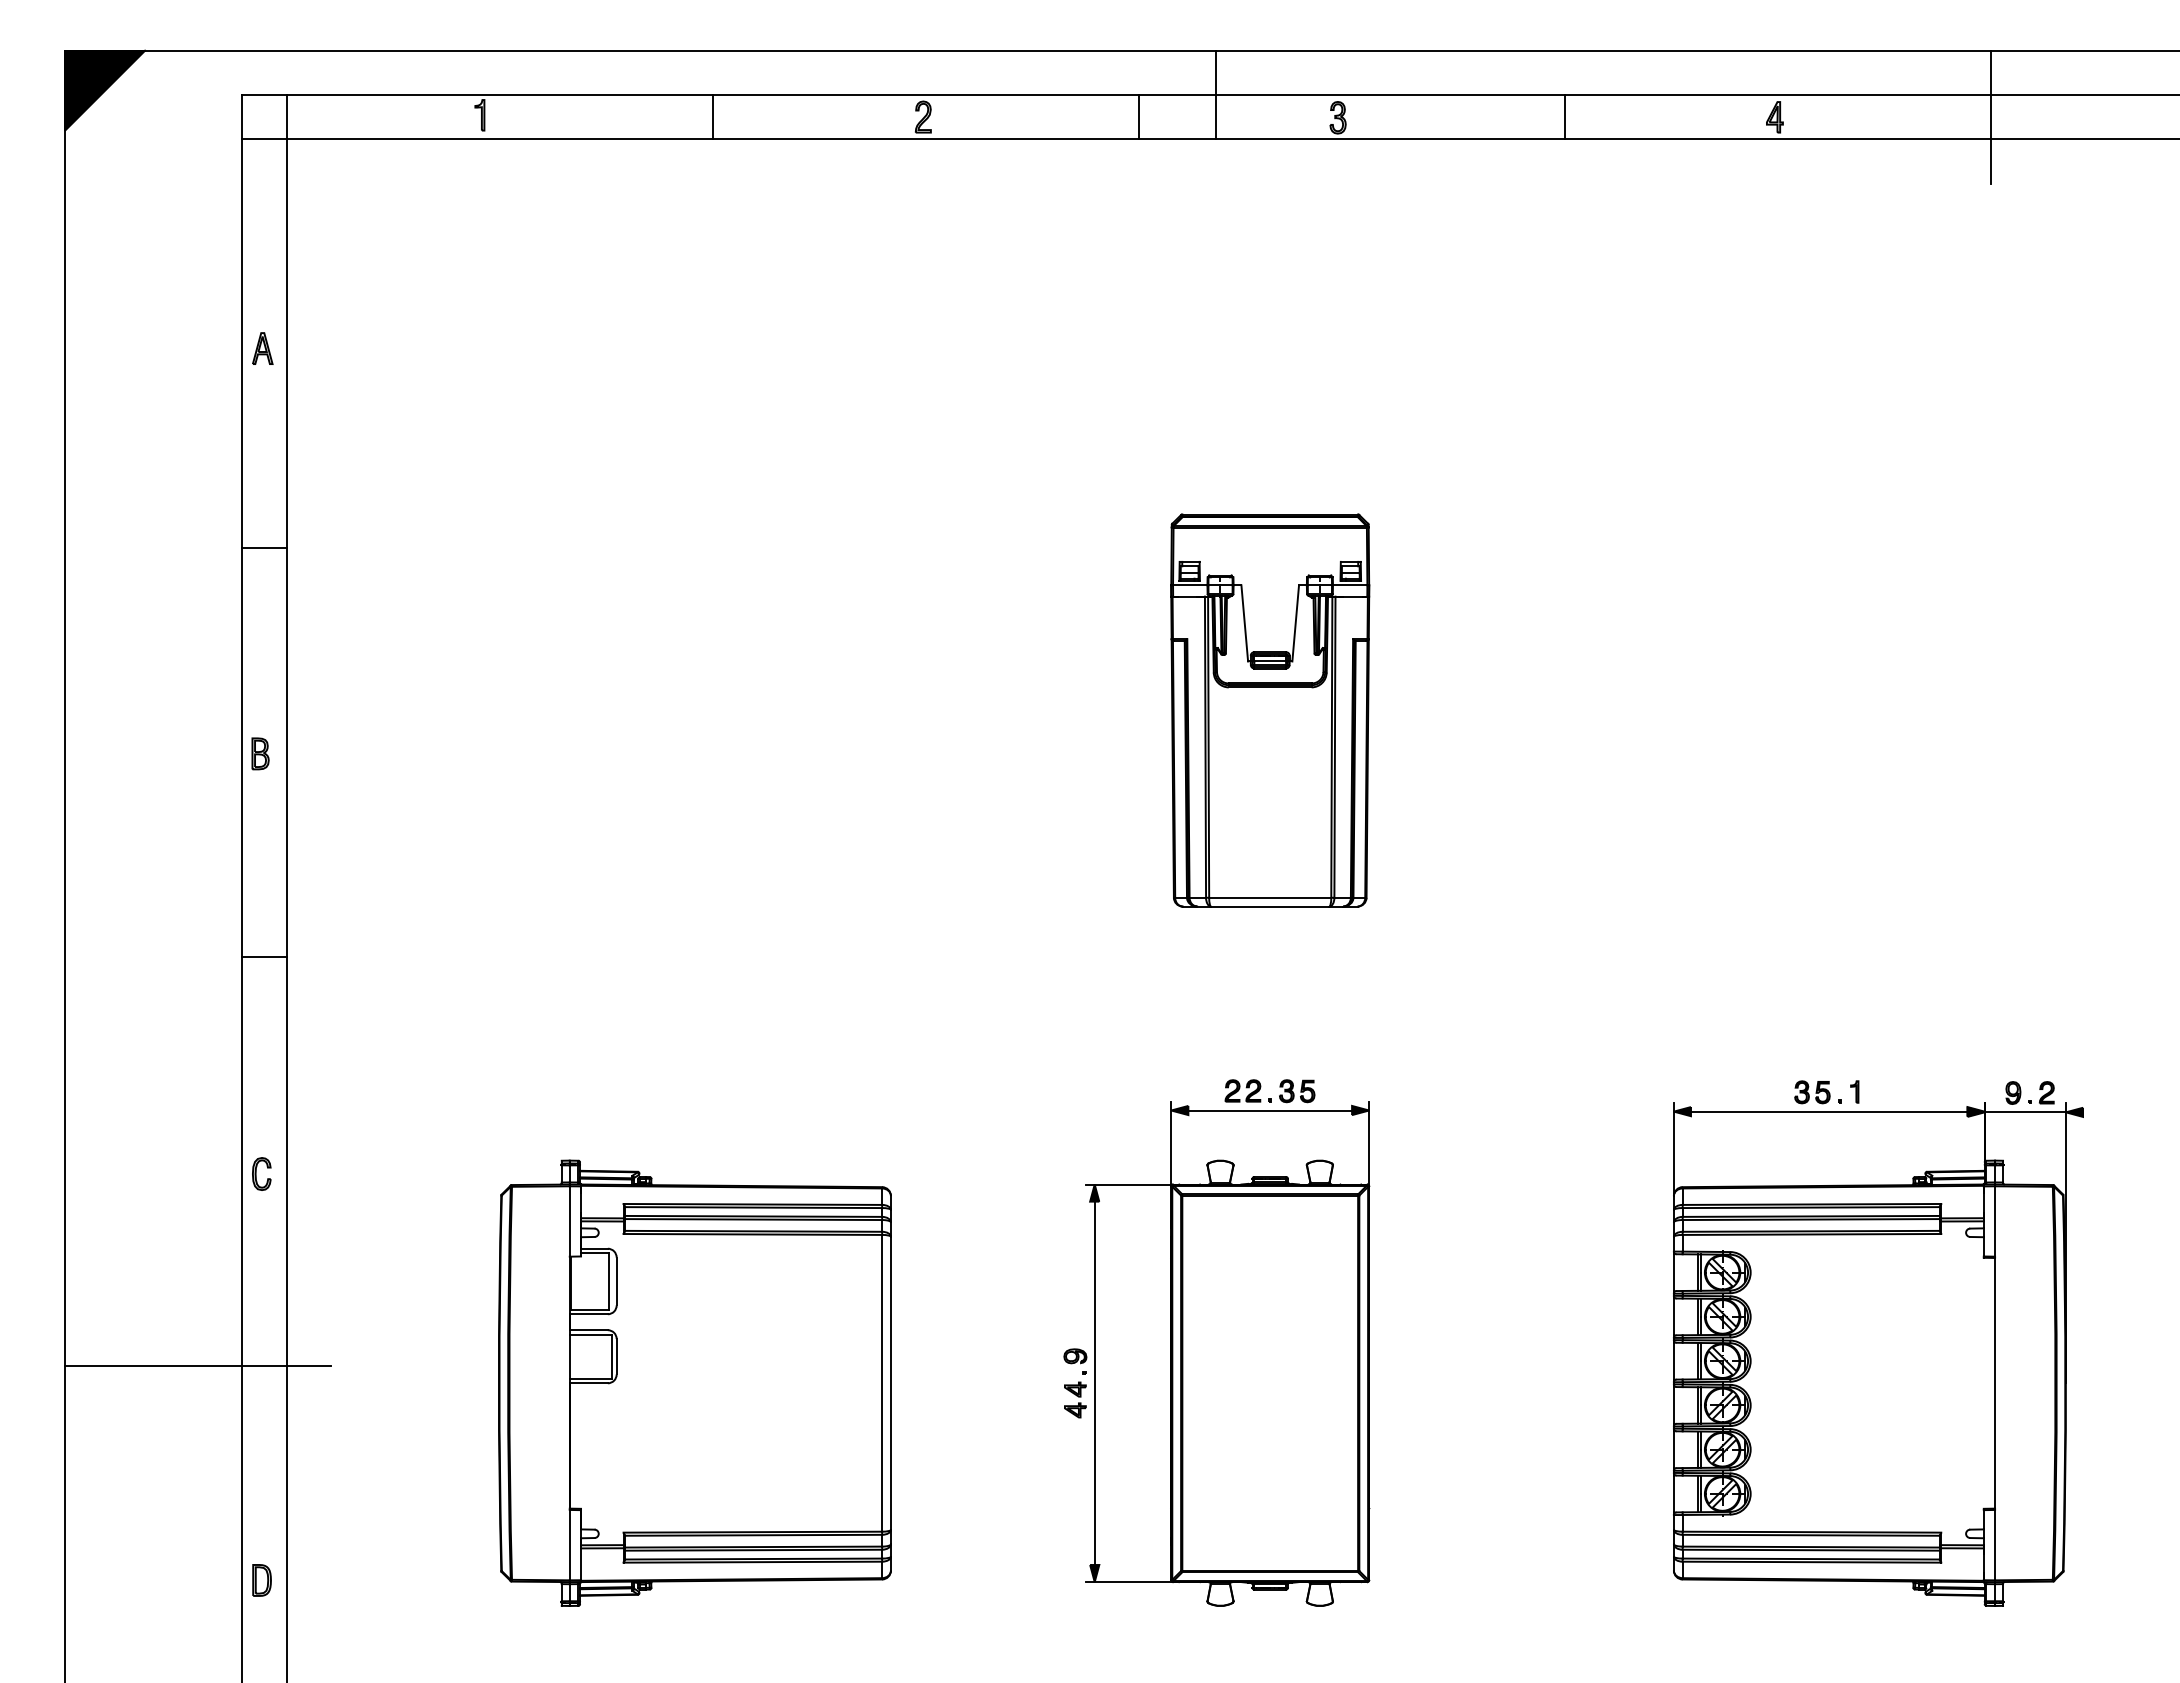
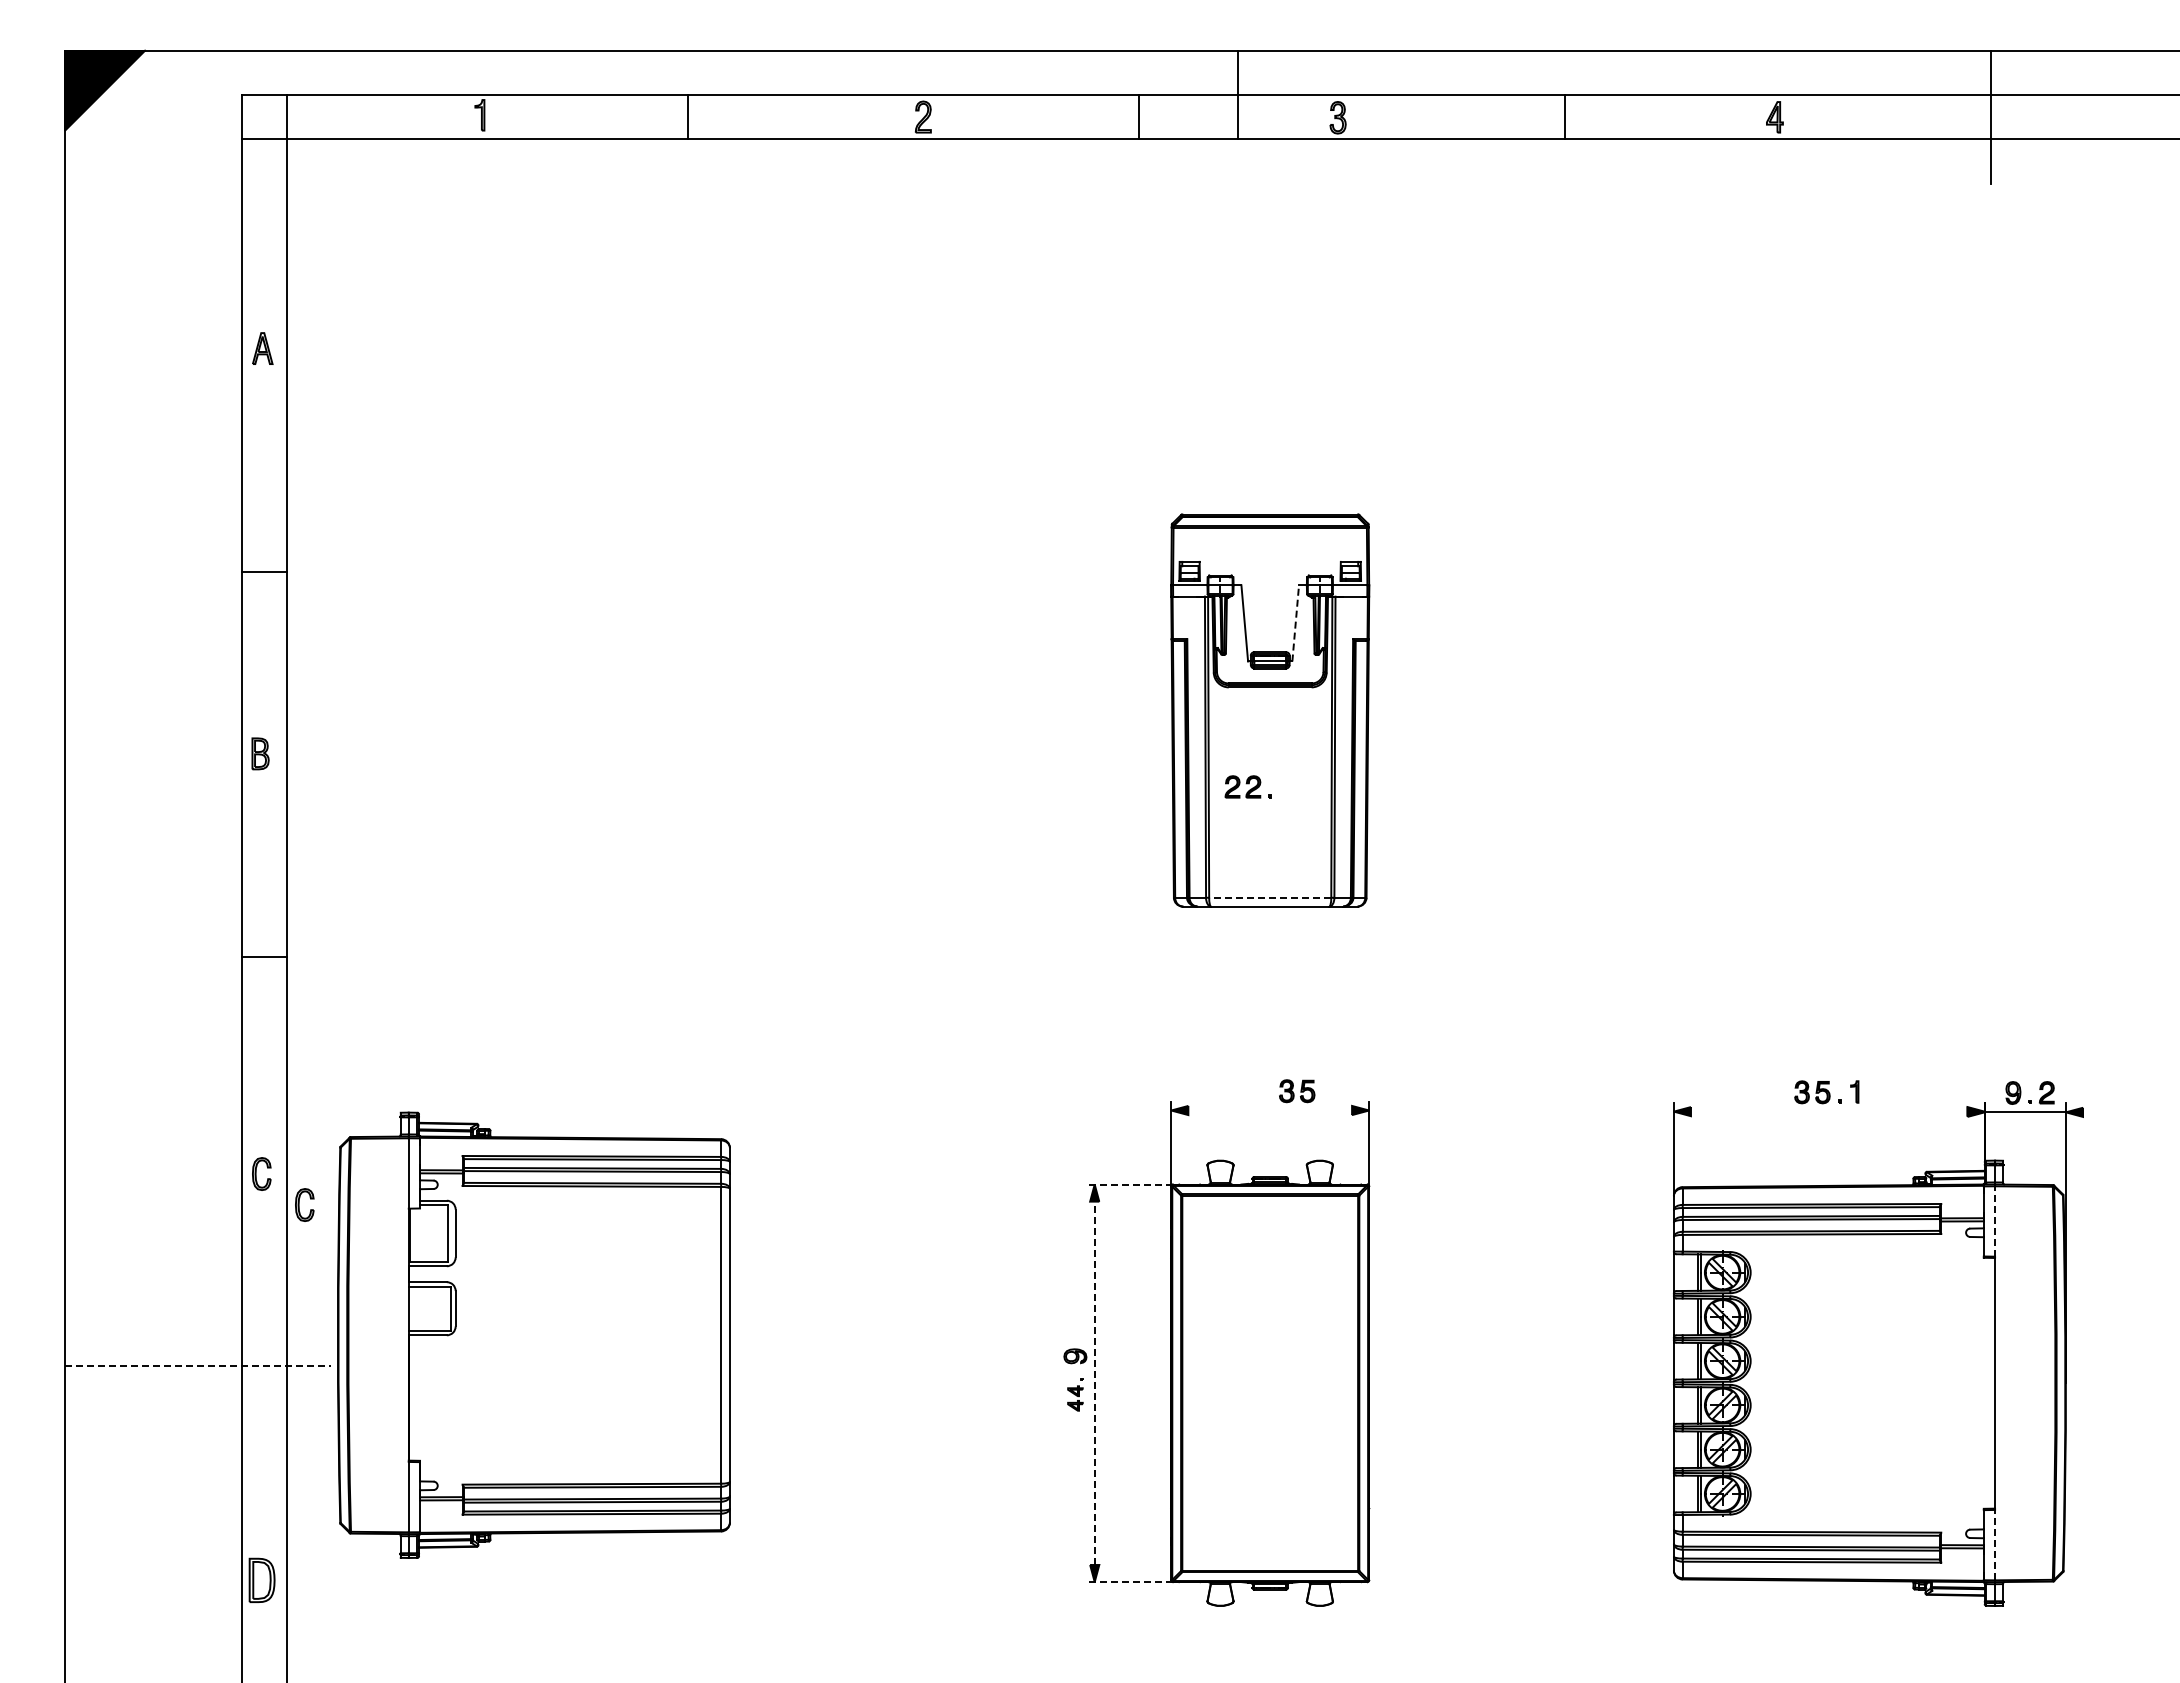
line position: (1216, 94) -> (1238, 94) (1238, 94)
line position: (712, 116) -> (687, 116) (687, 116)
line position: (264, 548) -> (264, 572) (264, 572)
line: solid -> dashed (1295, 622)
line: solid -> dashed (1269, 897)
part position: (1247, 1090) -> (1247, 786) (1247, 786)
line: present -> none (1270, 1110)
line: present -> none (1828, 1111)
line: solid -> dashed (1129, 1184)
part: none -> present (304, 1204)
line: solid -> dashed (1995, 1220)
line: solid -> dashed (198, 1365)
part position: (694, 1382) -> (533, 1334) (533, 1334)
line: solid -> dashed (1094, 1383)
part size: 23x48 px -> 17x34 px (1075, 1394)
line: solid -> dashed (1995, 1544)
part size: 20x33 px -> 28x46 px (261, 1579)
line: solid -> dashed (1129, 1582)
